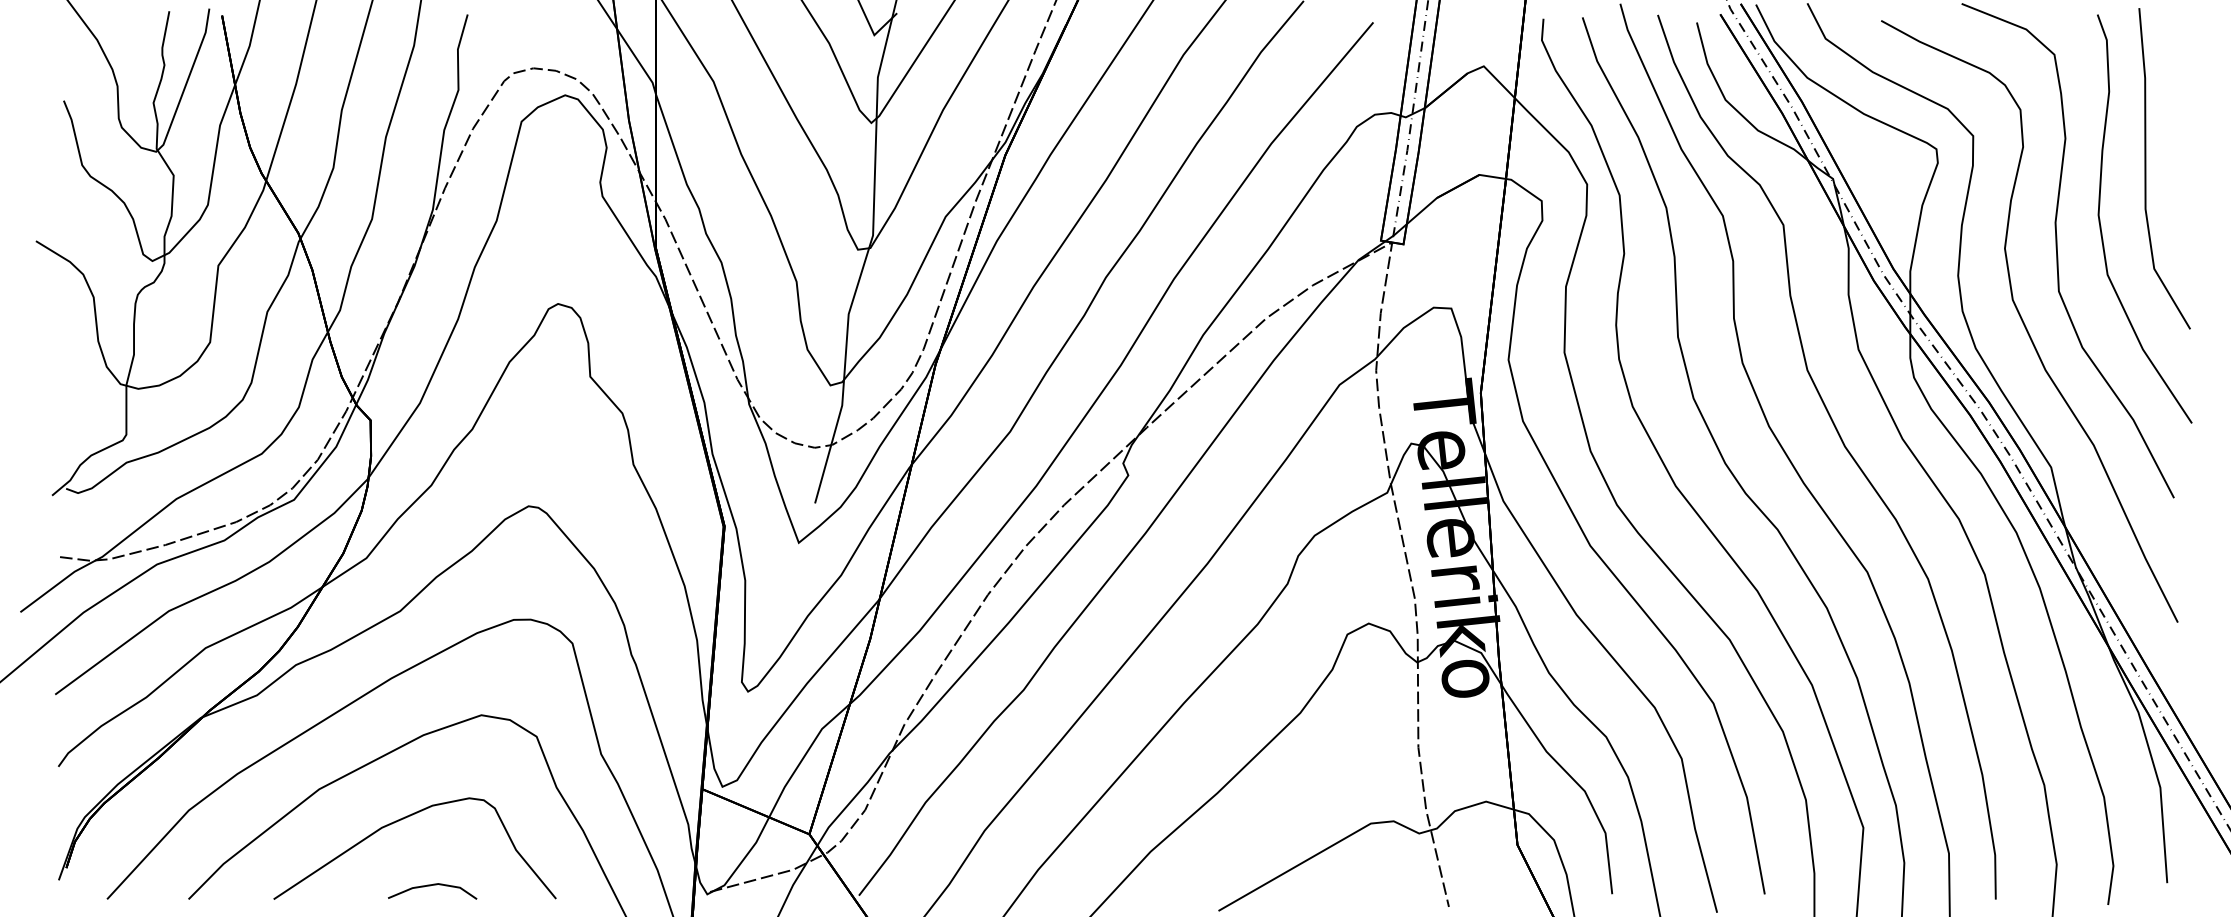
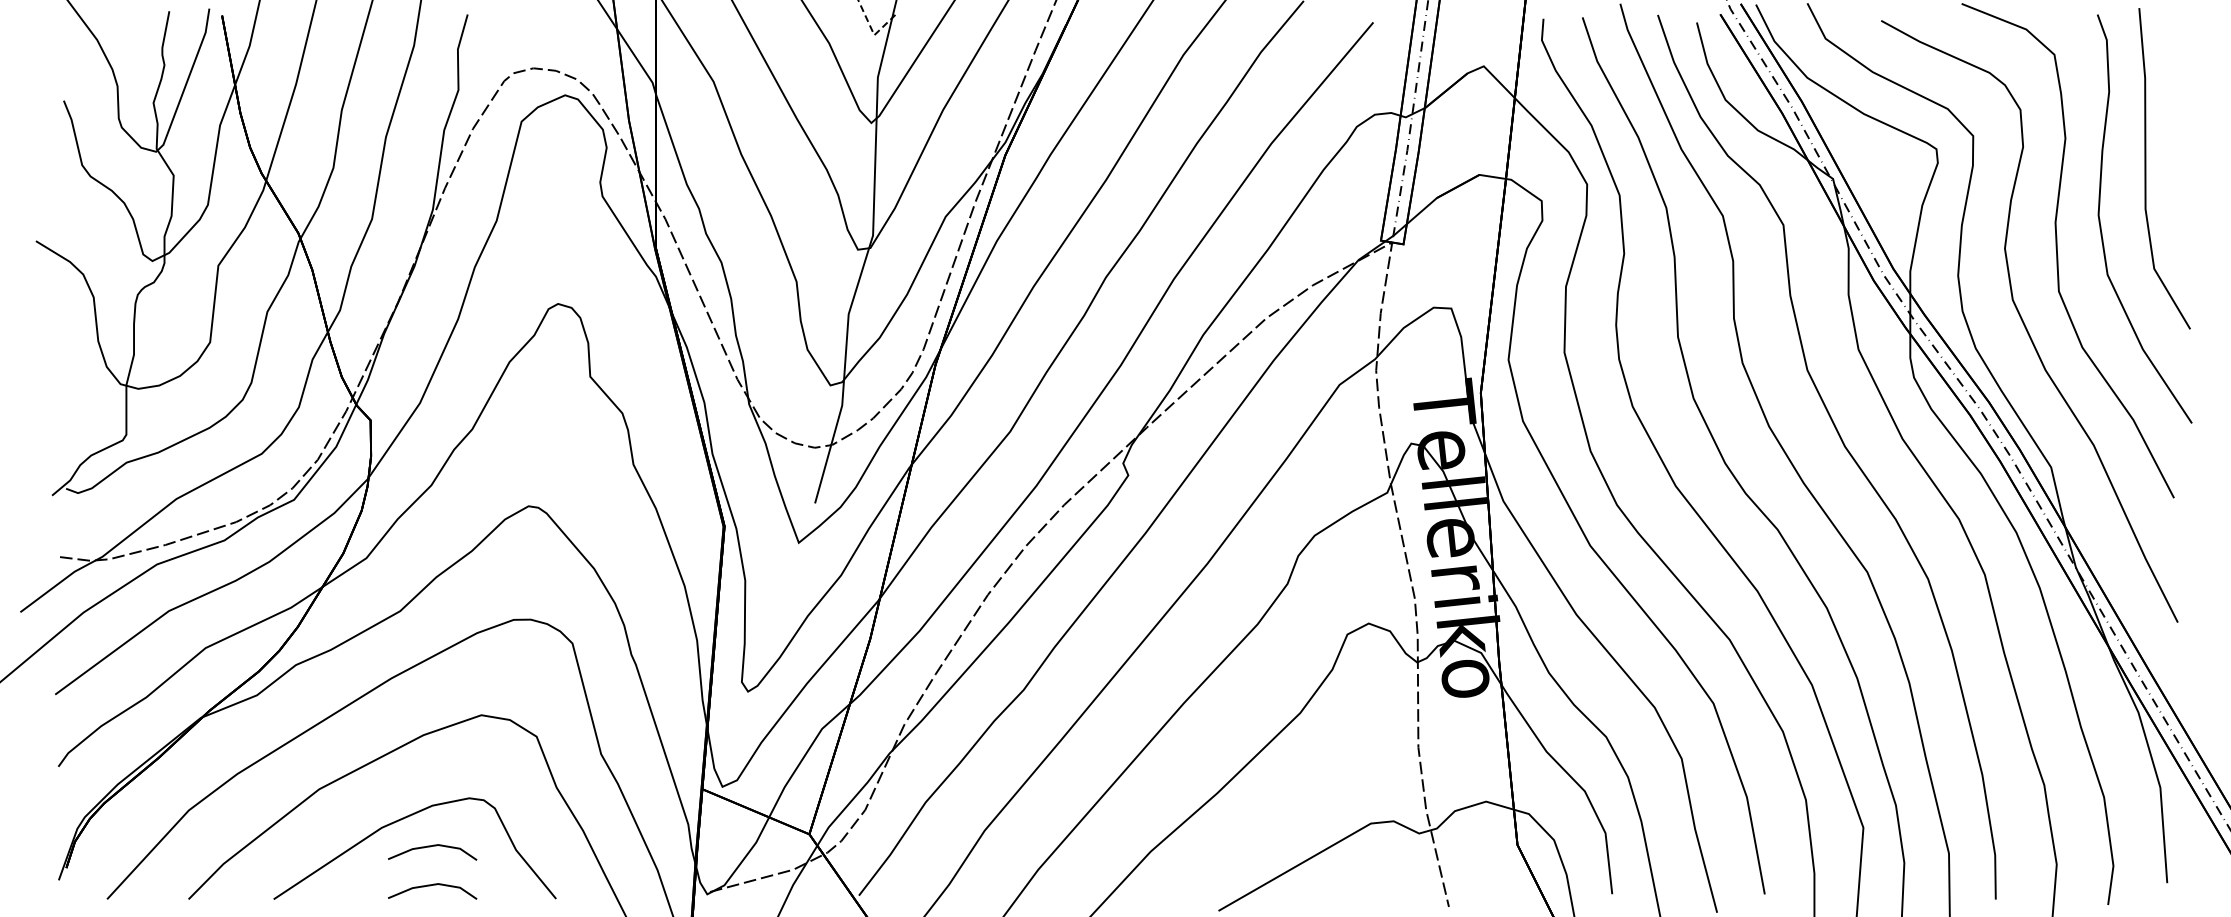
line: solid -> dashed (873, 33)
line: none -> present (430, 847)
